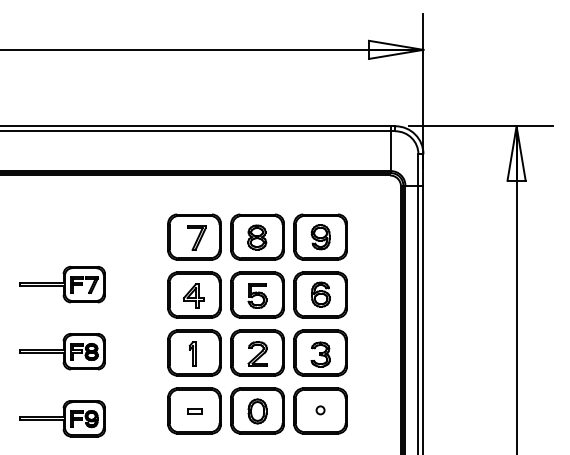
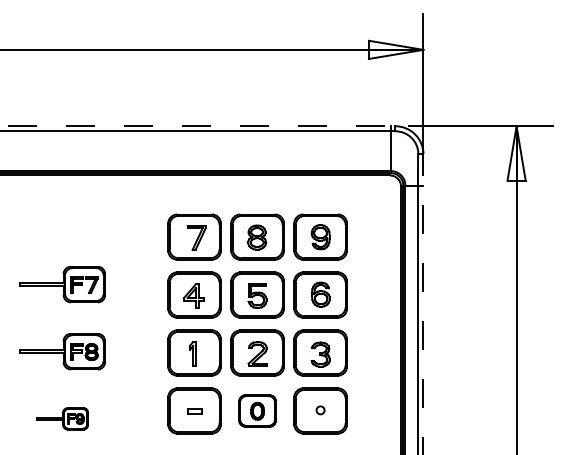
line: solid -> dashed (198, 126)
line: solid -> dashed (423, 304)
part size: 55x48 px -> 39x34 px (257, 410)
part size: 87x38 px -> 53x24 px (62, 418)
